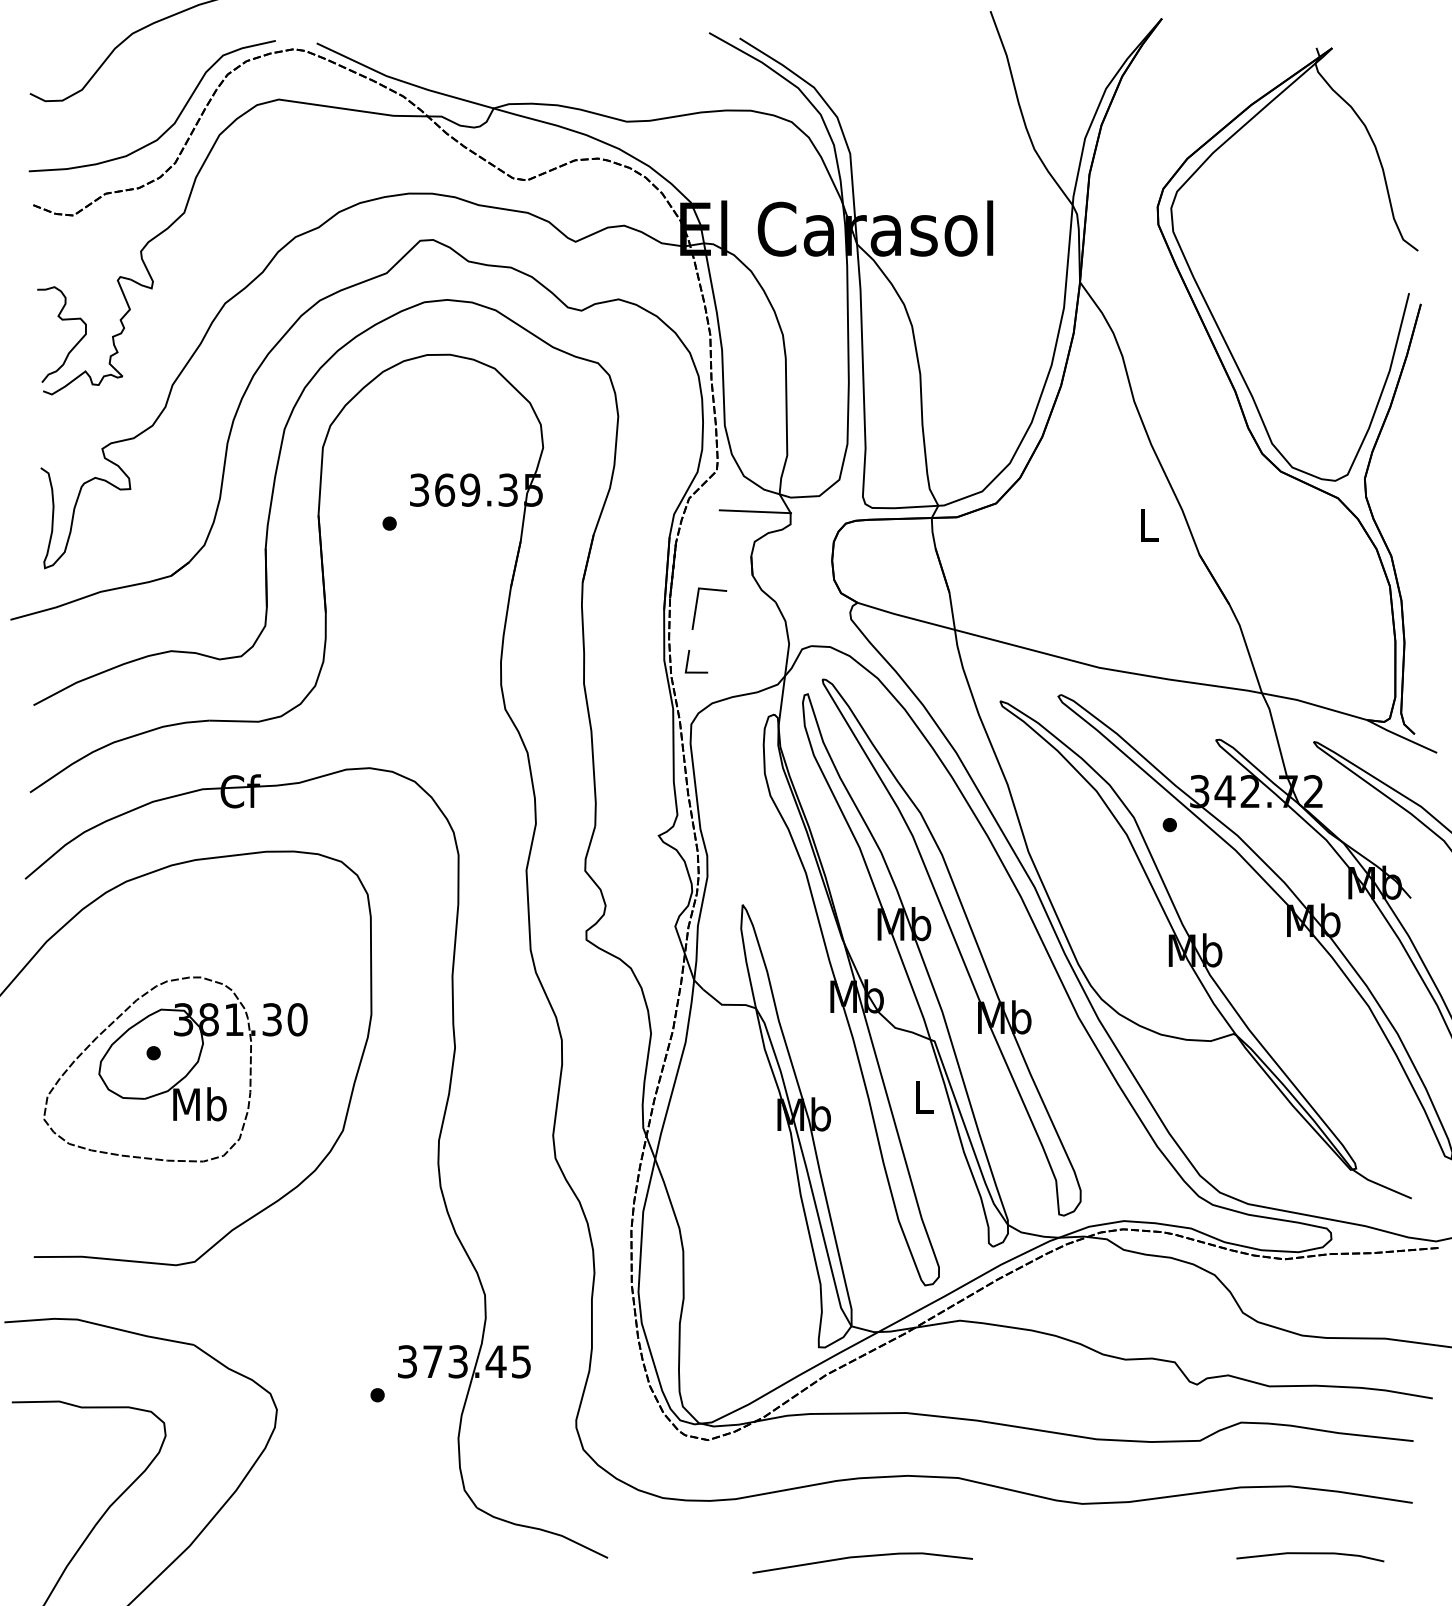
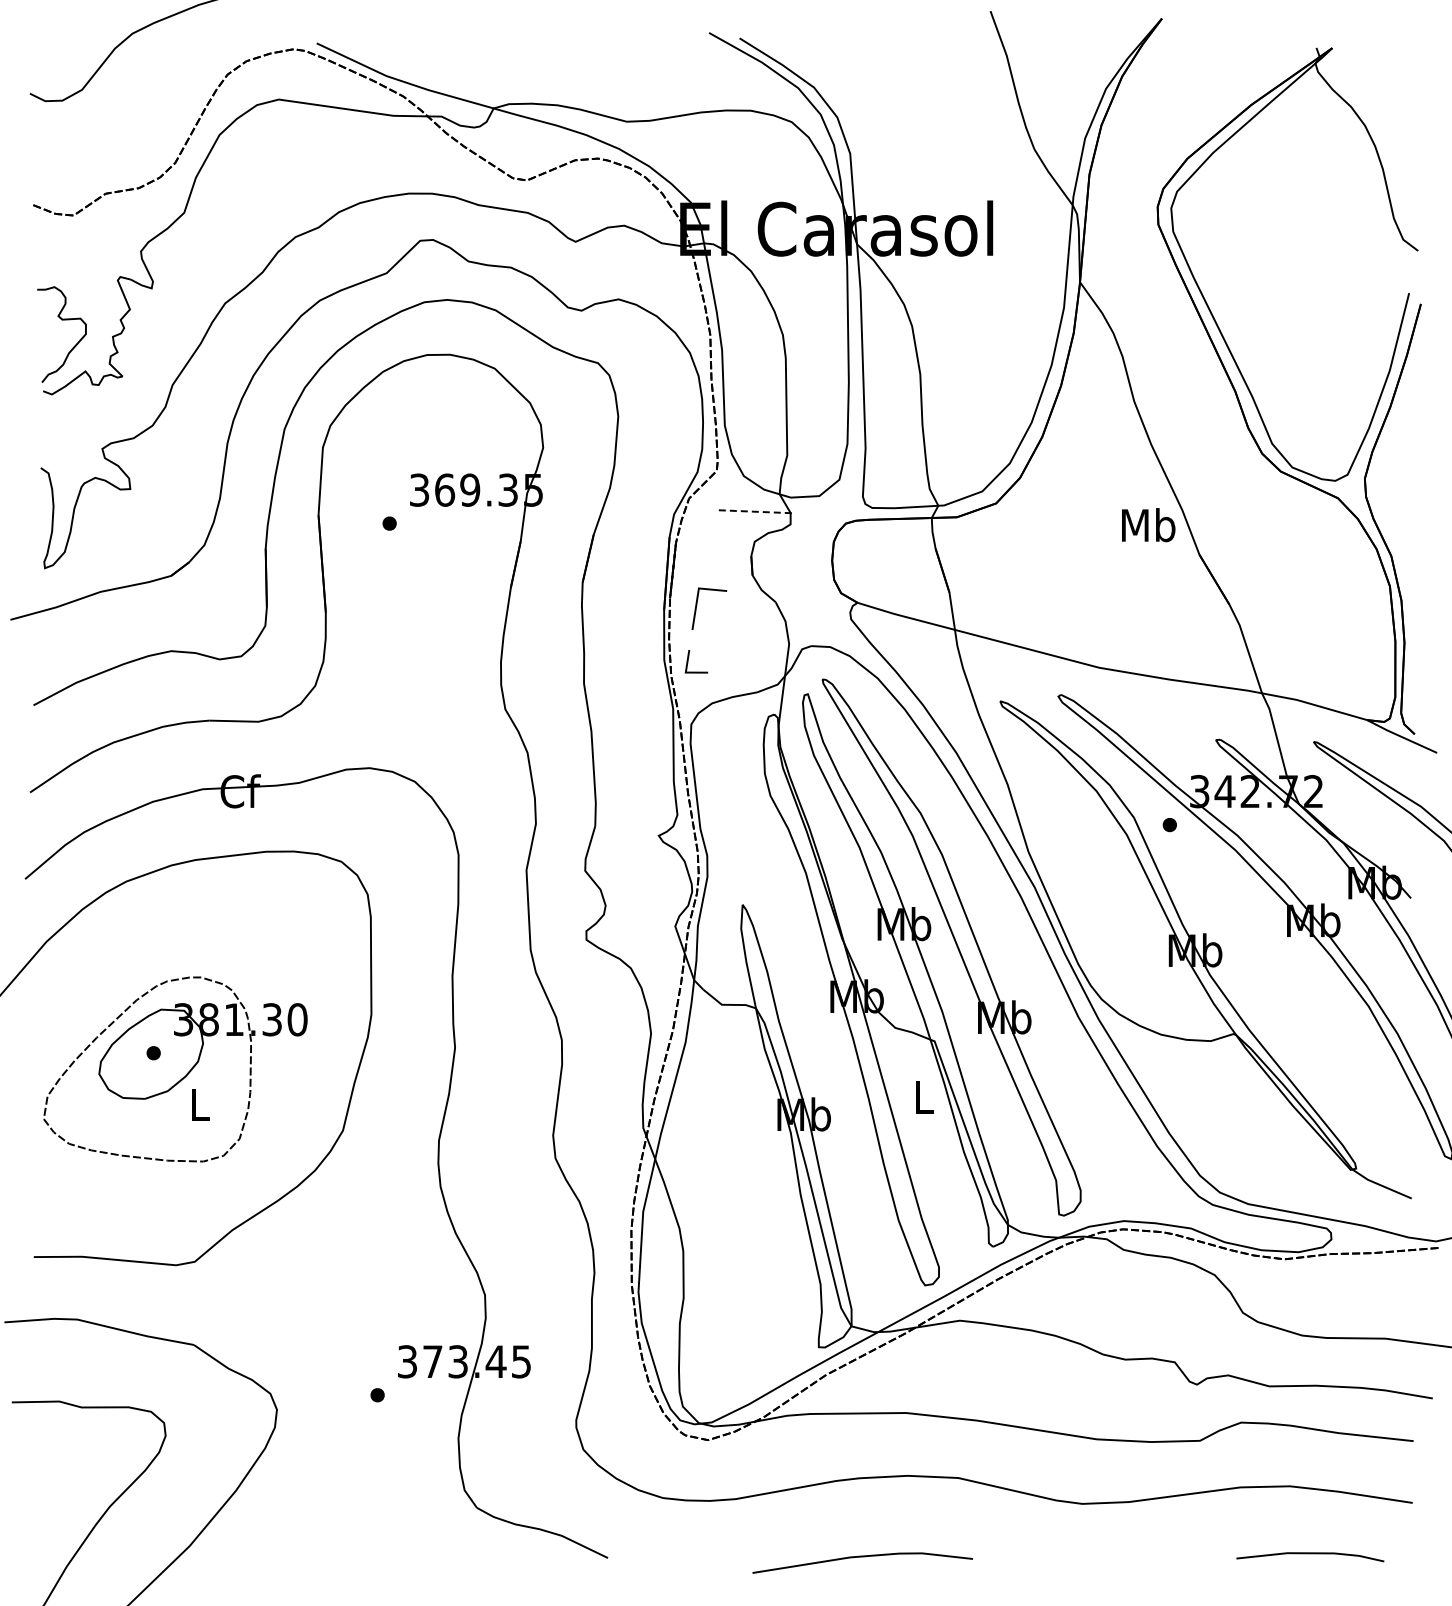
curve: present -> none (168, 127)
line: solid -> dashed (755, 511)
text: L -> Mb (1148, 525)
text: Mb -> L (199, 1104)
